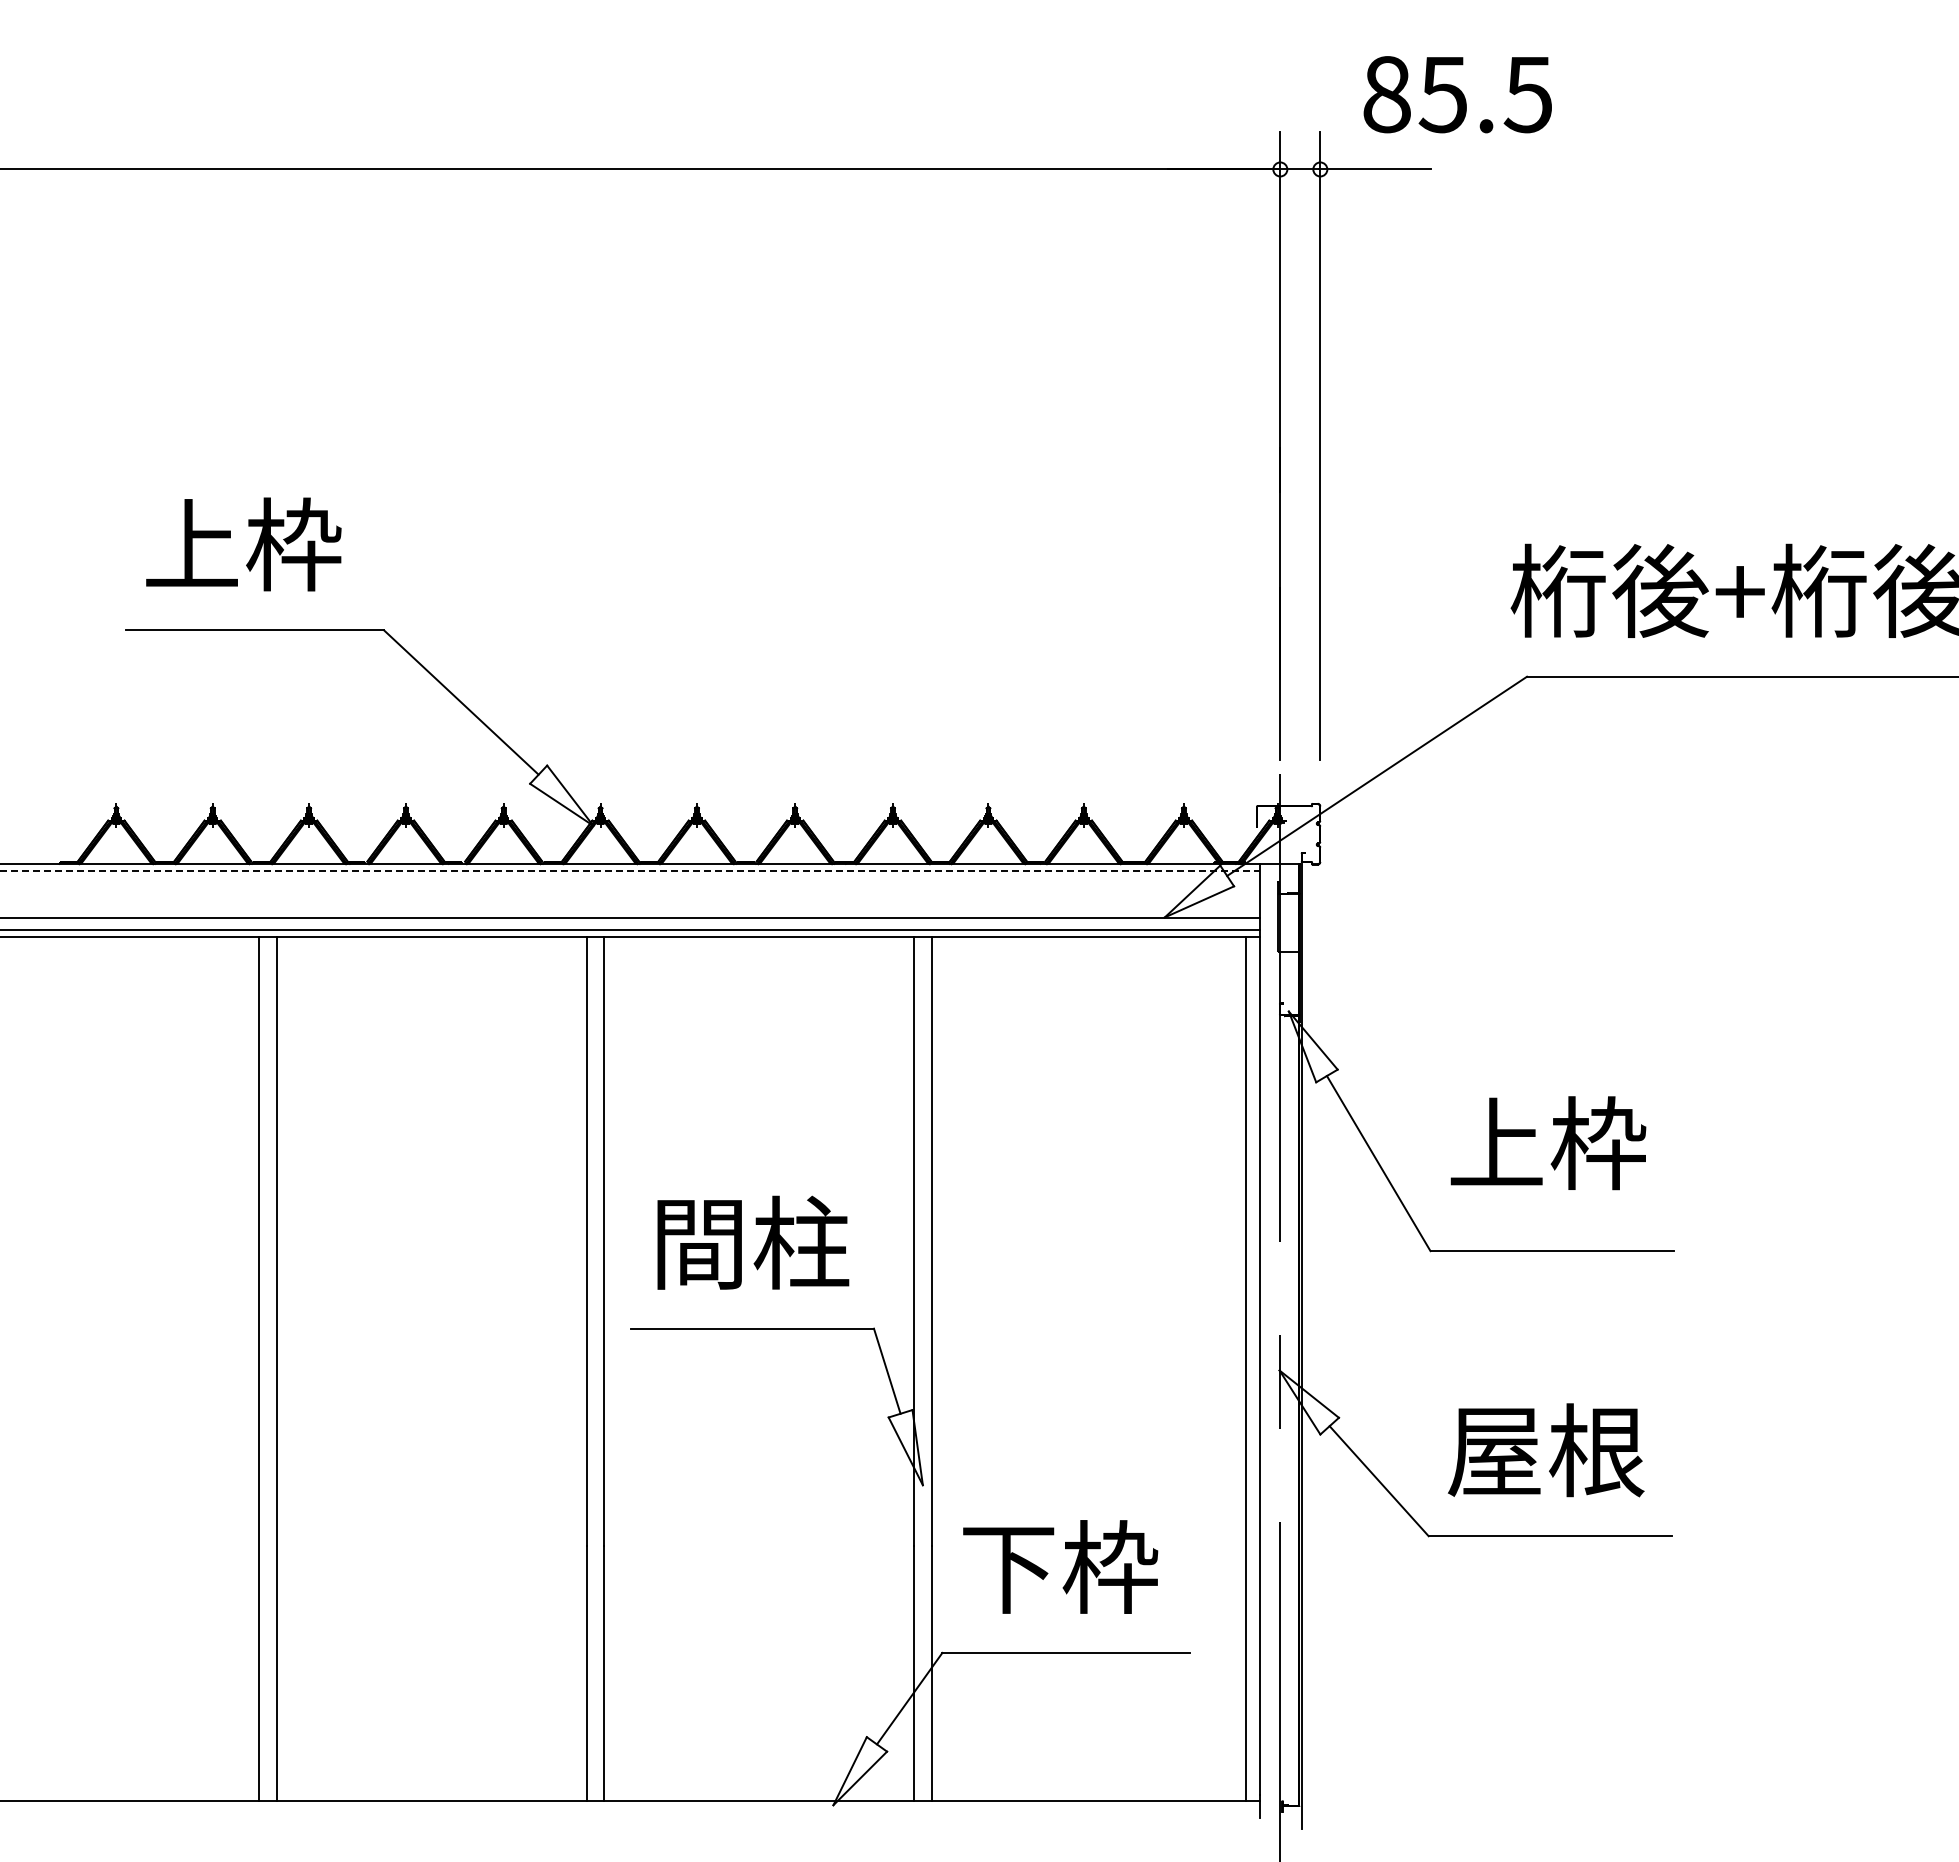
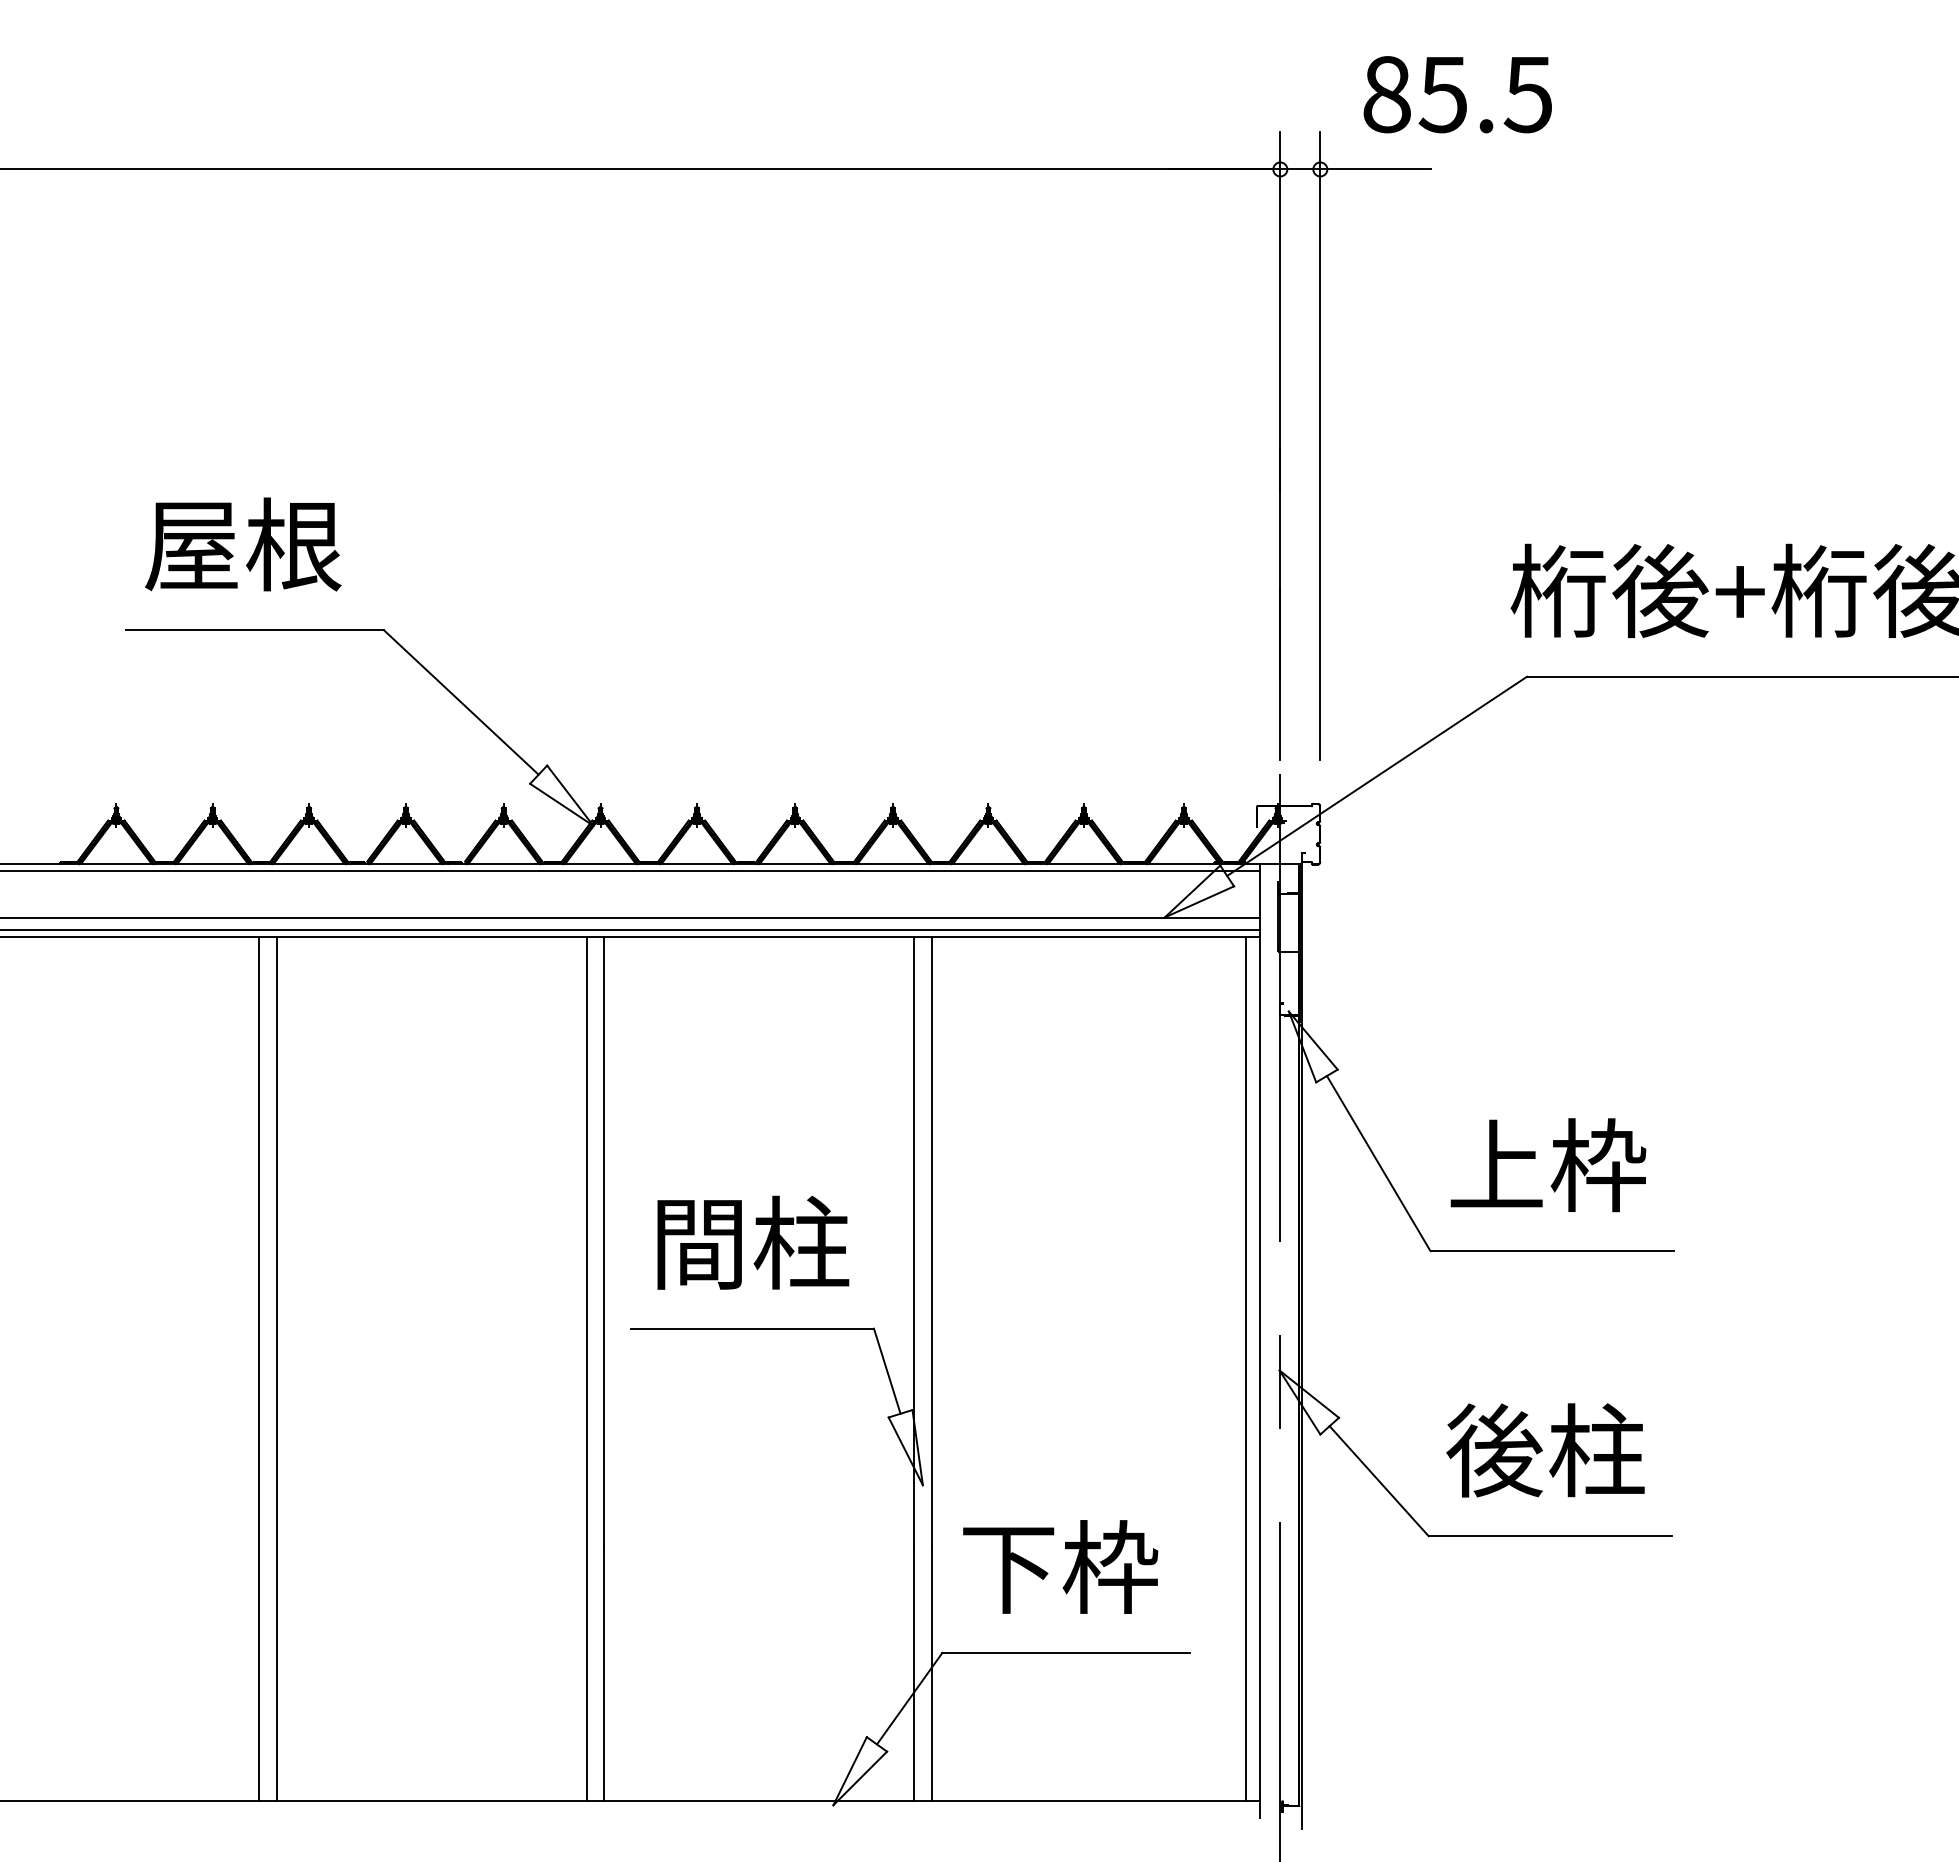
text: 上枠 -> 屋根 (243, 544)
line: dashed -> solid (630, 870)
text position: (1548, 1143) -> (1548, 1165) (1548, 1165)
text: 屋根 -> 後柱 (1545, 1450)
